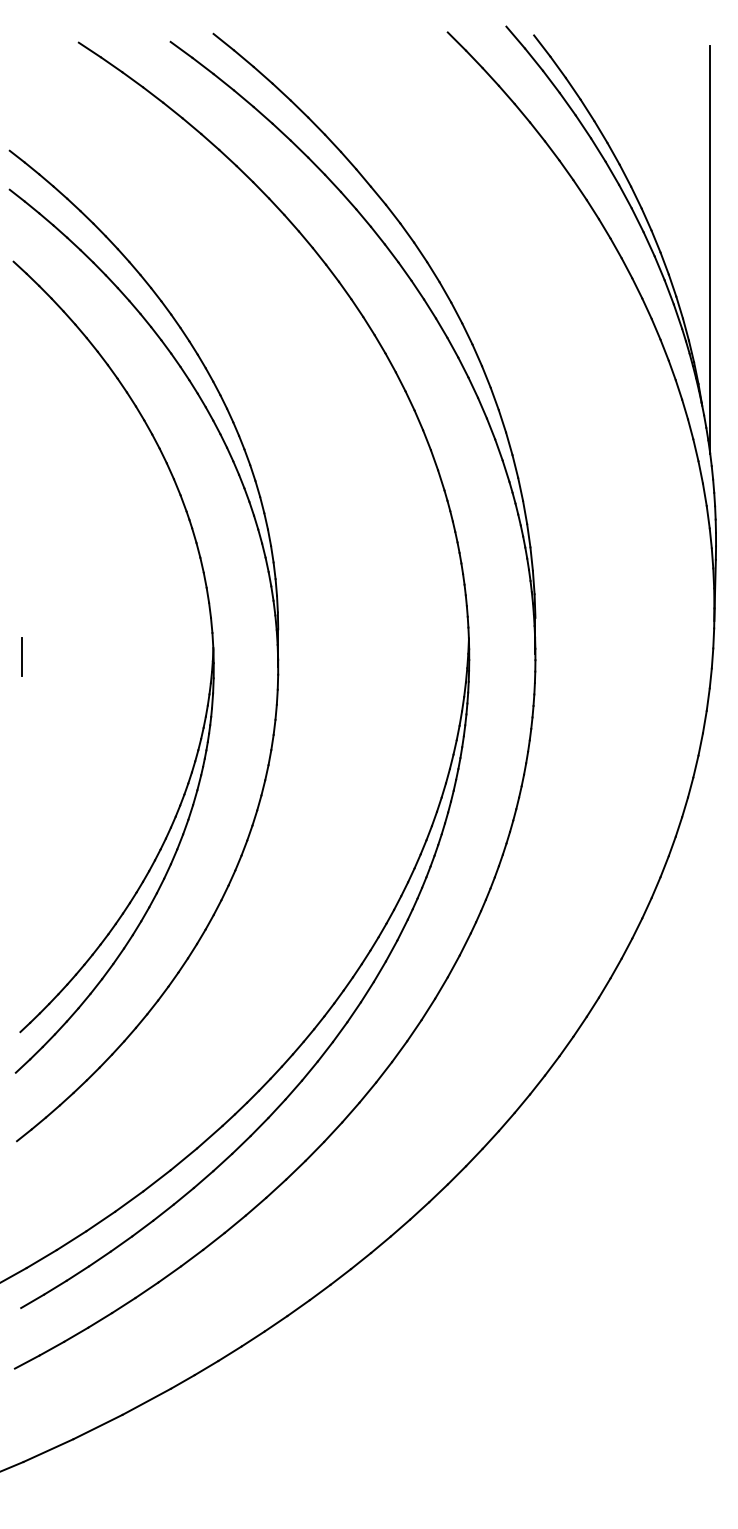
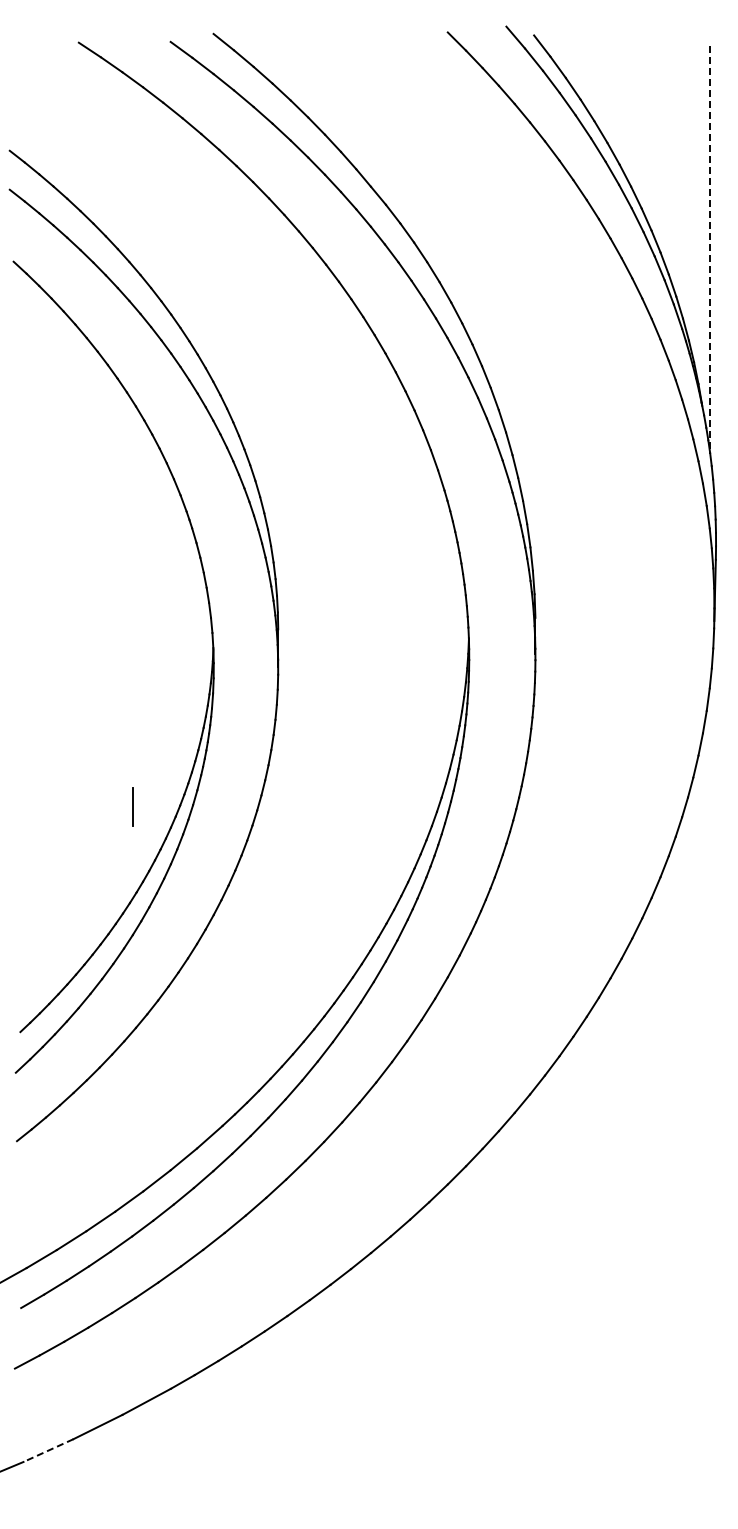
line: solid -> dashed (710, 250)
line position: (21, 656) -> (132, 806) (132, 806)
line: solid -> dashed (48, 1450)
